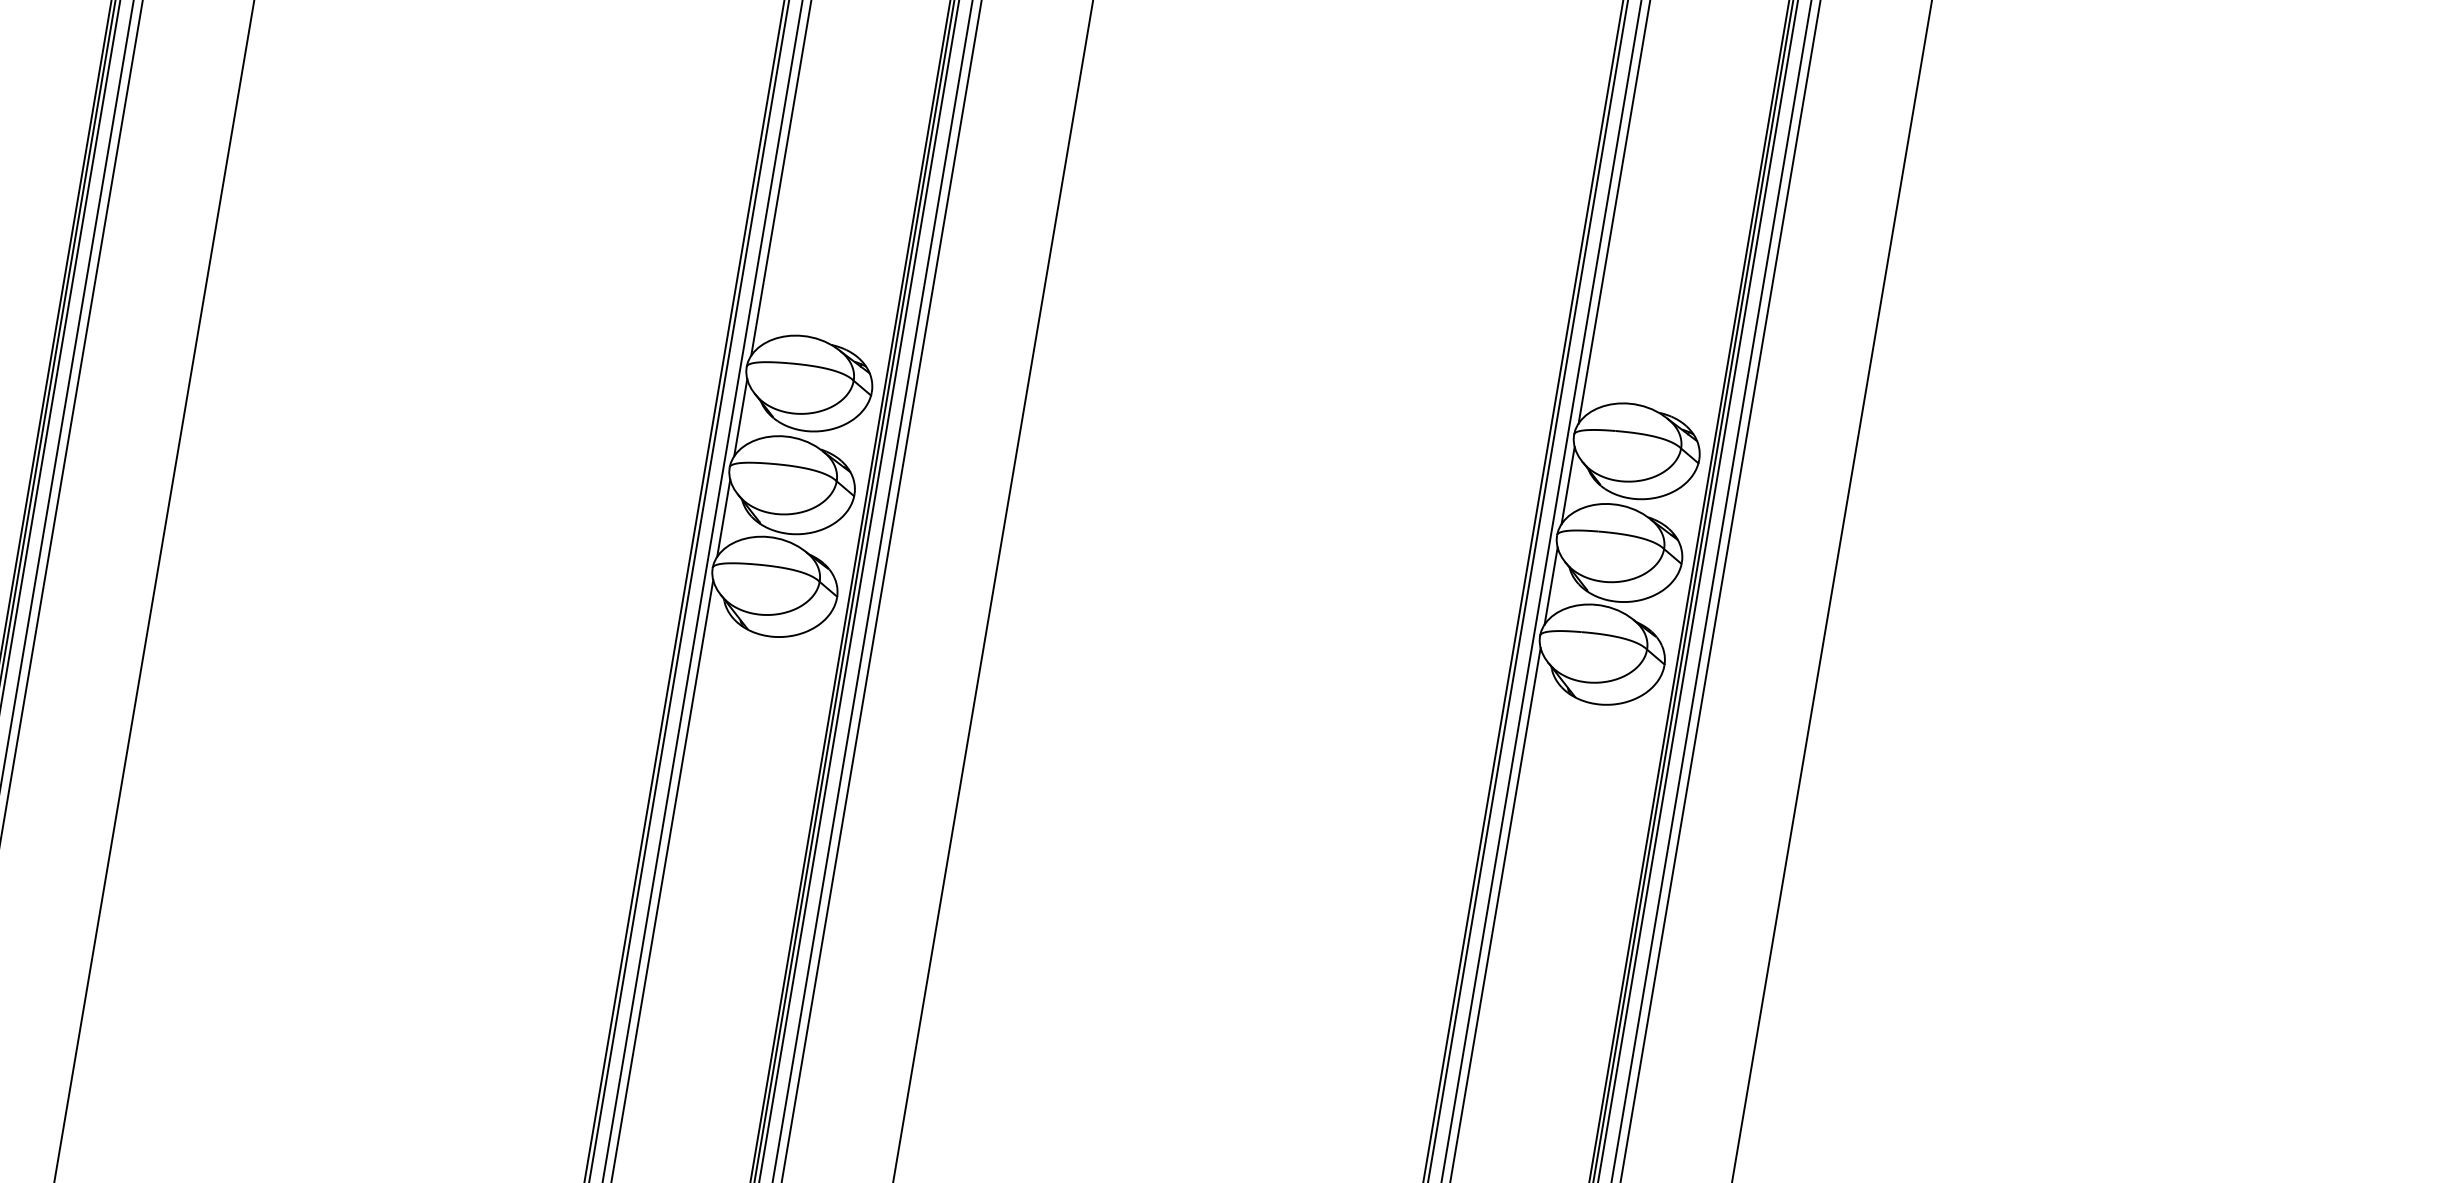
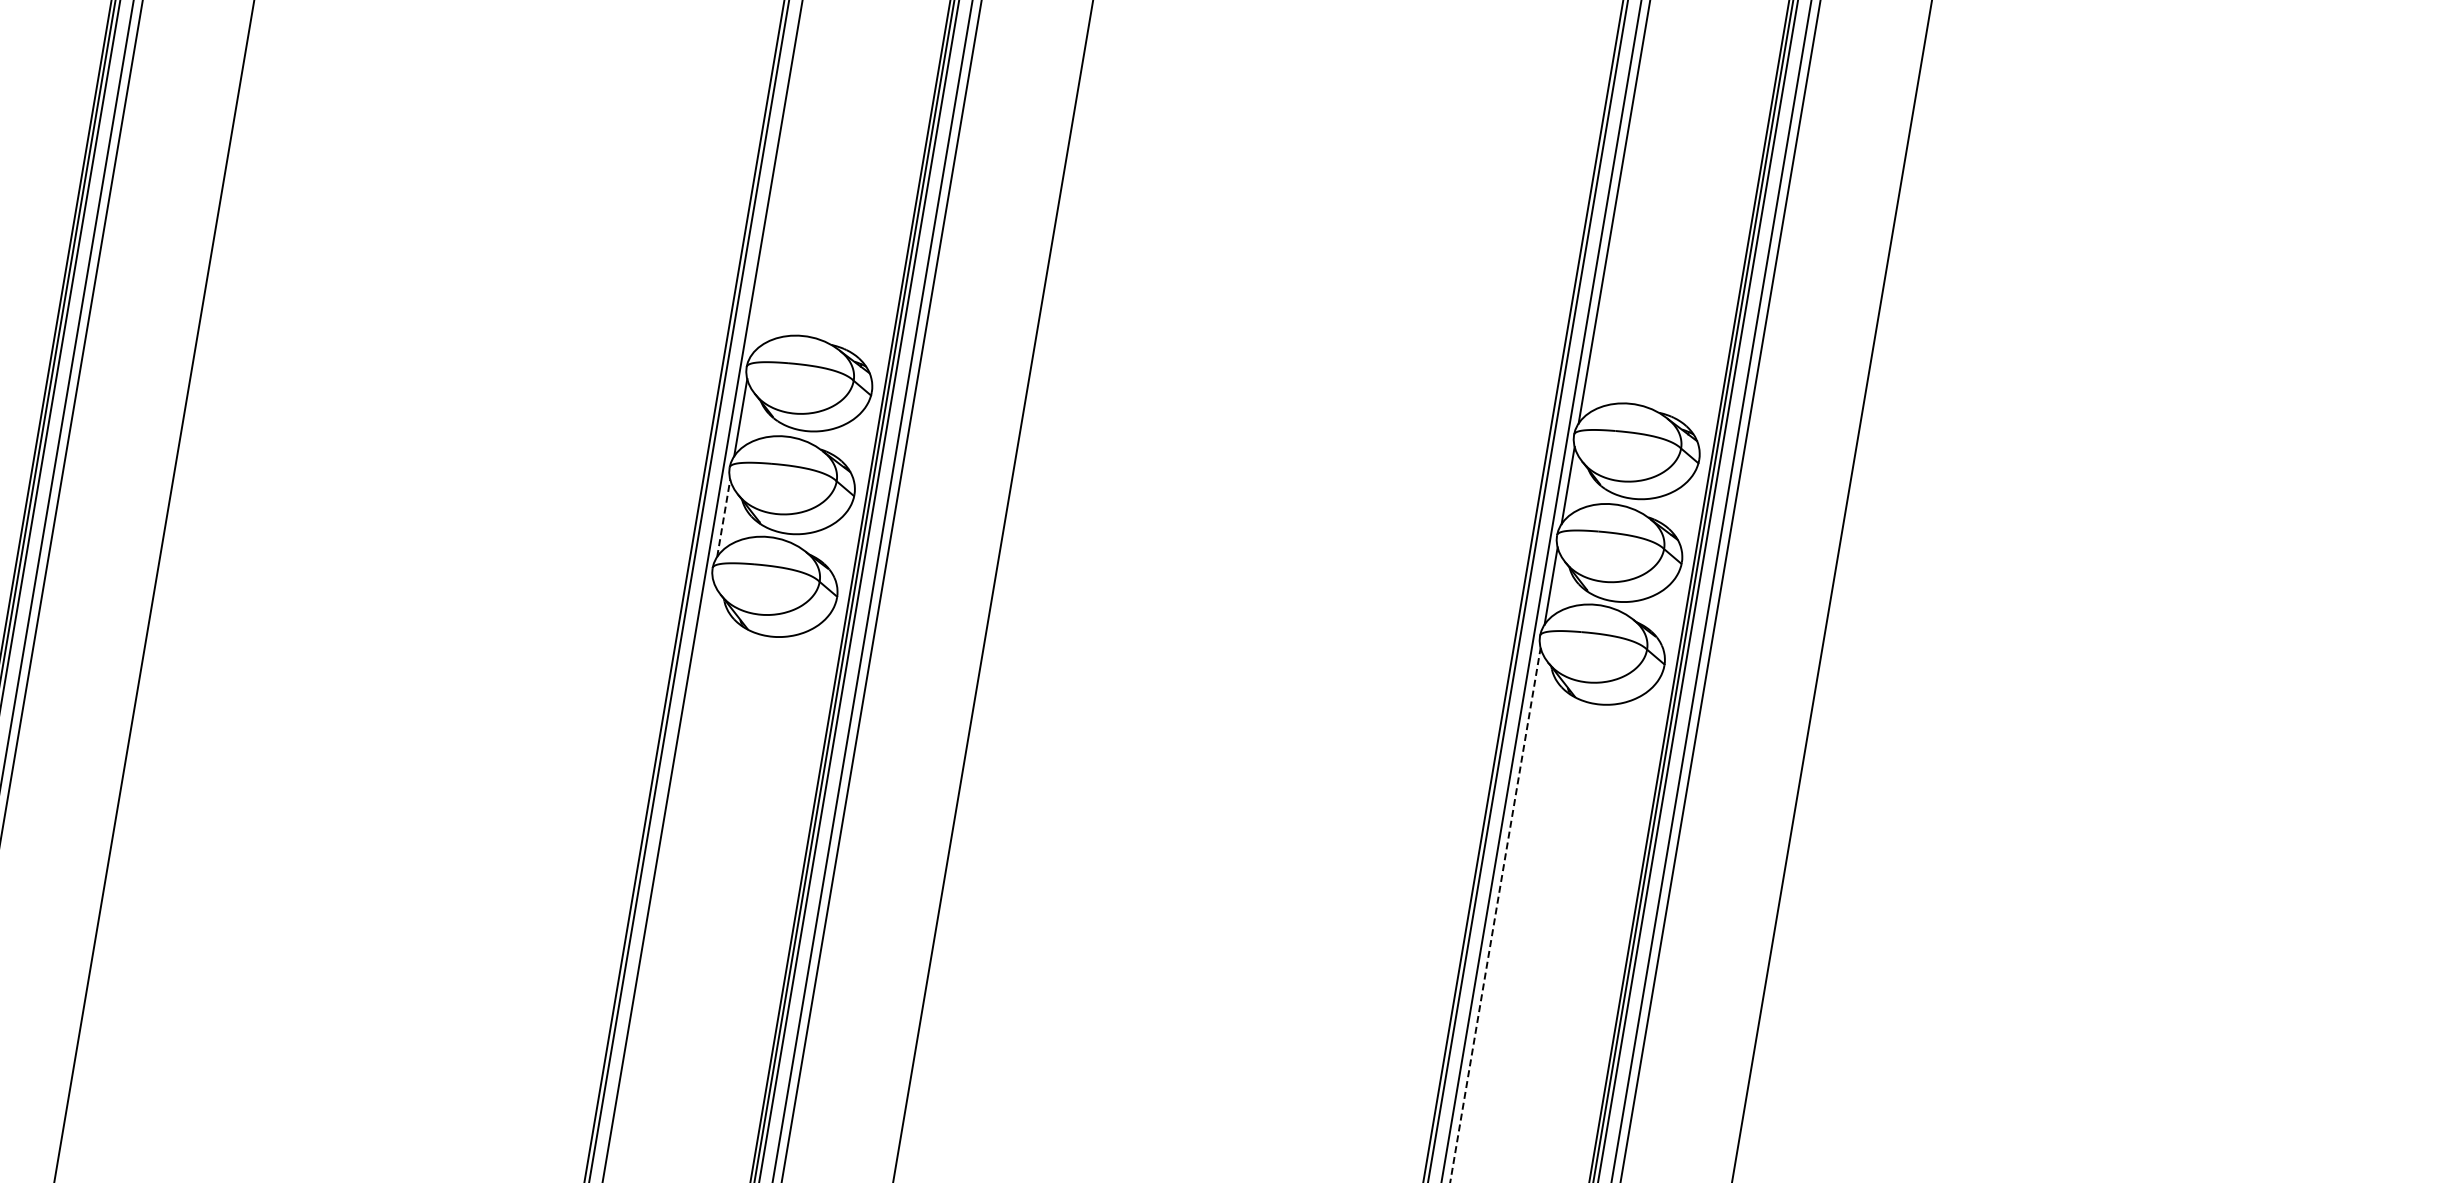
line: present -> none (780, 178)
line: solid -> dashed (723, 517)
line: present -> none (662, 879)
line: solid -> dashed (1495, 914)
